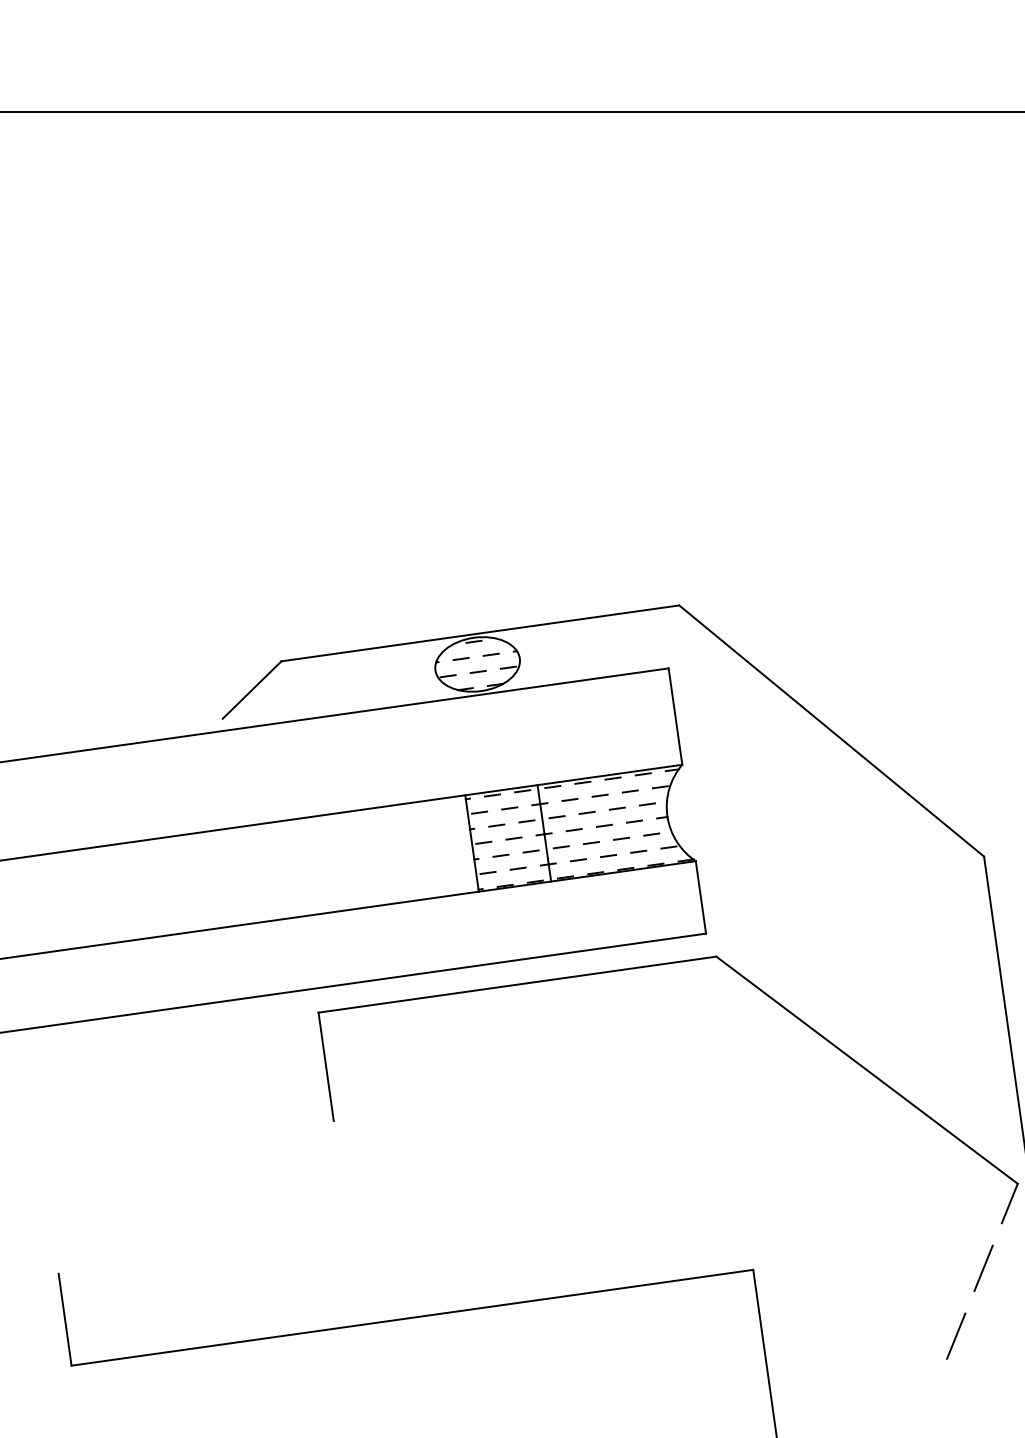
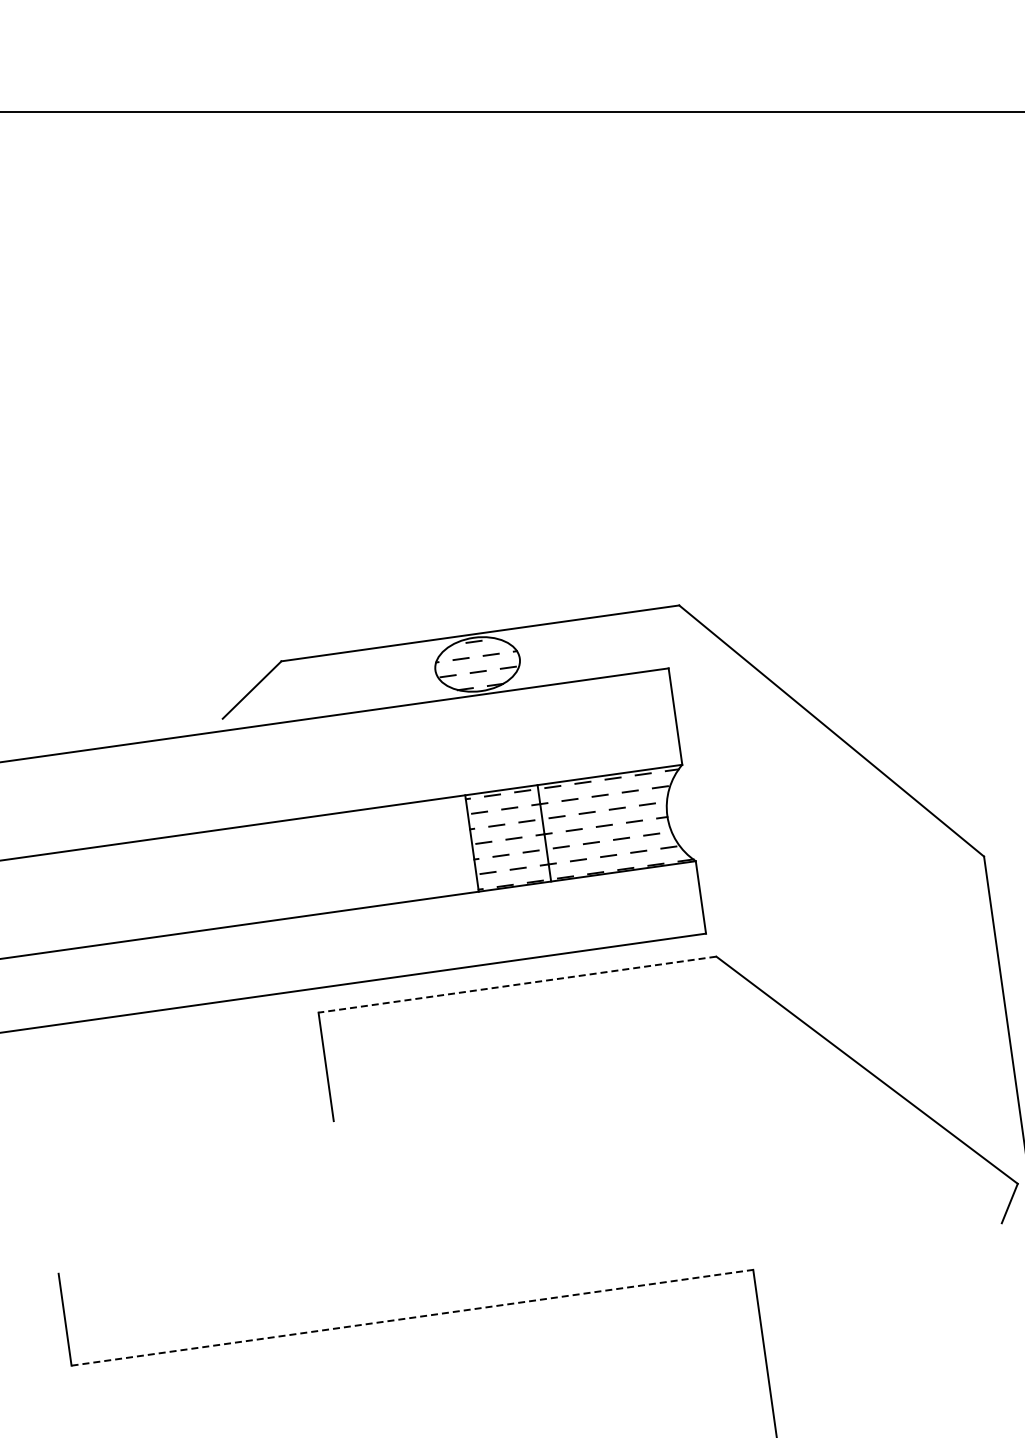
line: solid -> dashed (517, 984)
line: present -> none (983, 1268)
line: solid -> dashed (412, 1317)
line: present -> none (956, 1335)
